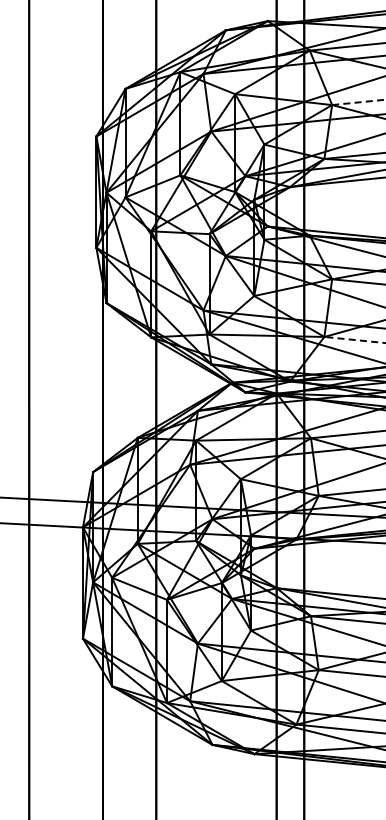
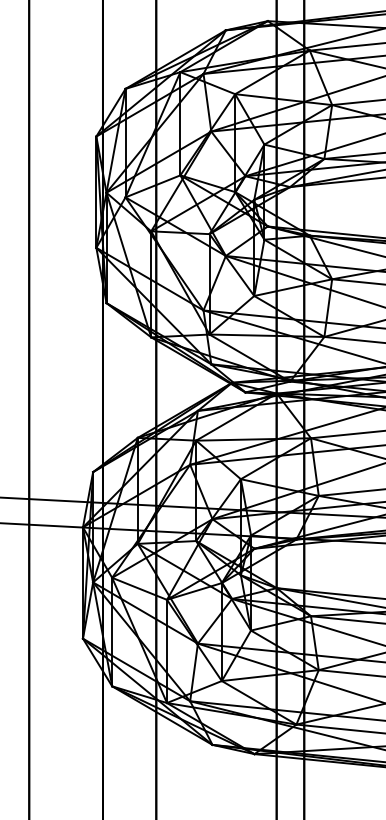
line: dashed -> solid (358, 102)
line: dashed -> solid (355, 340)
